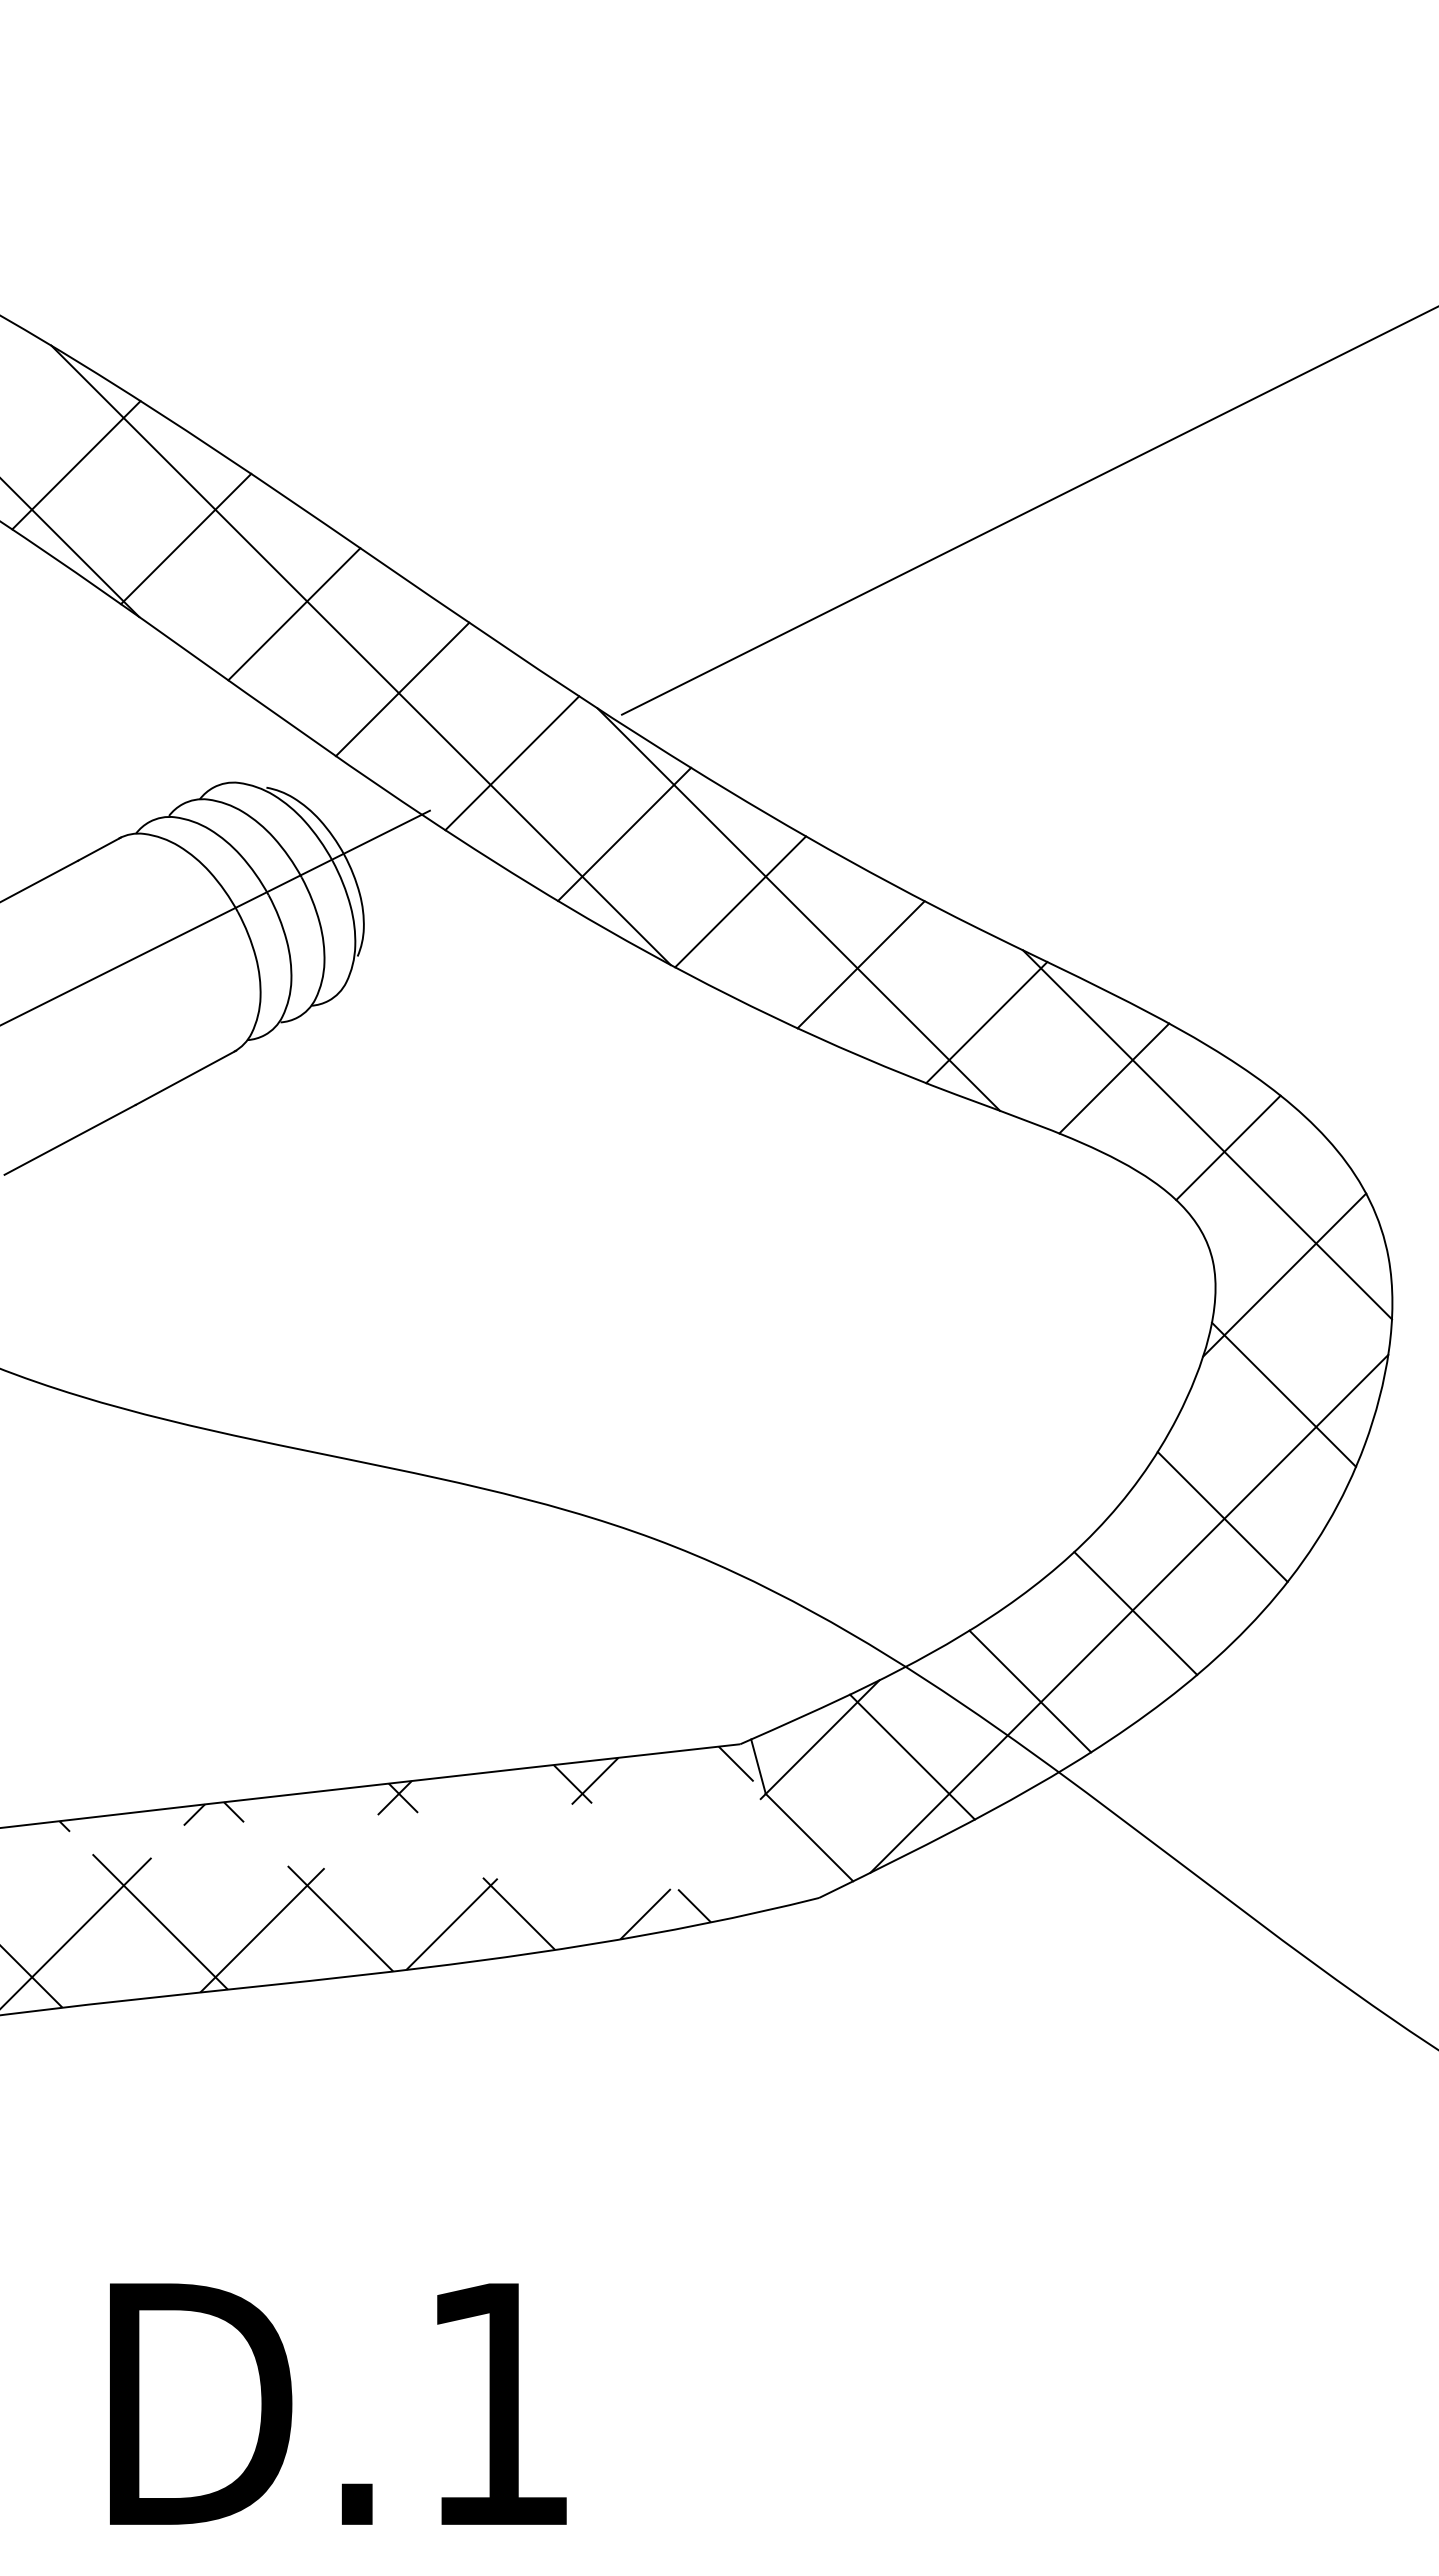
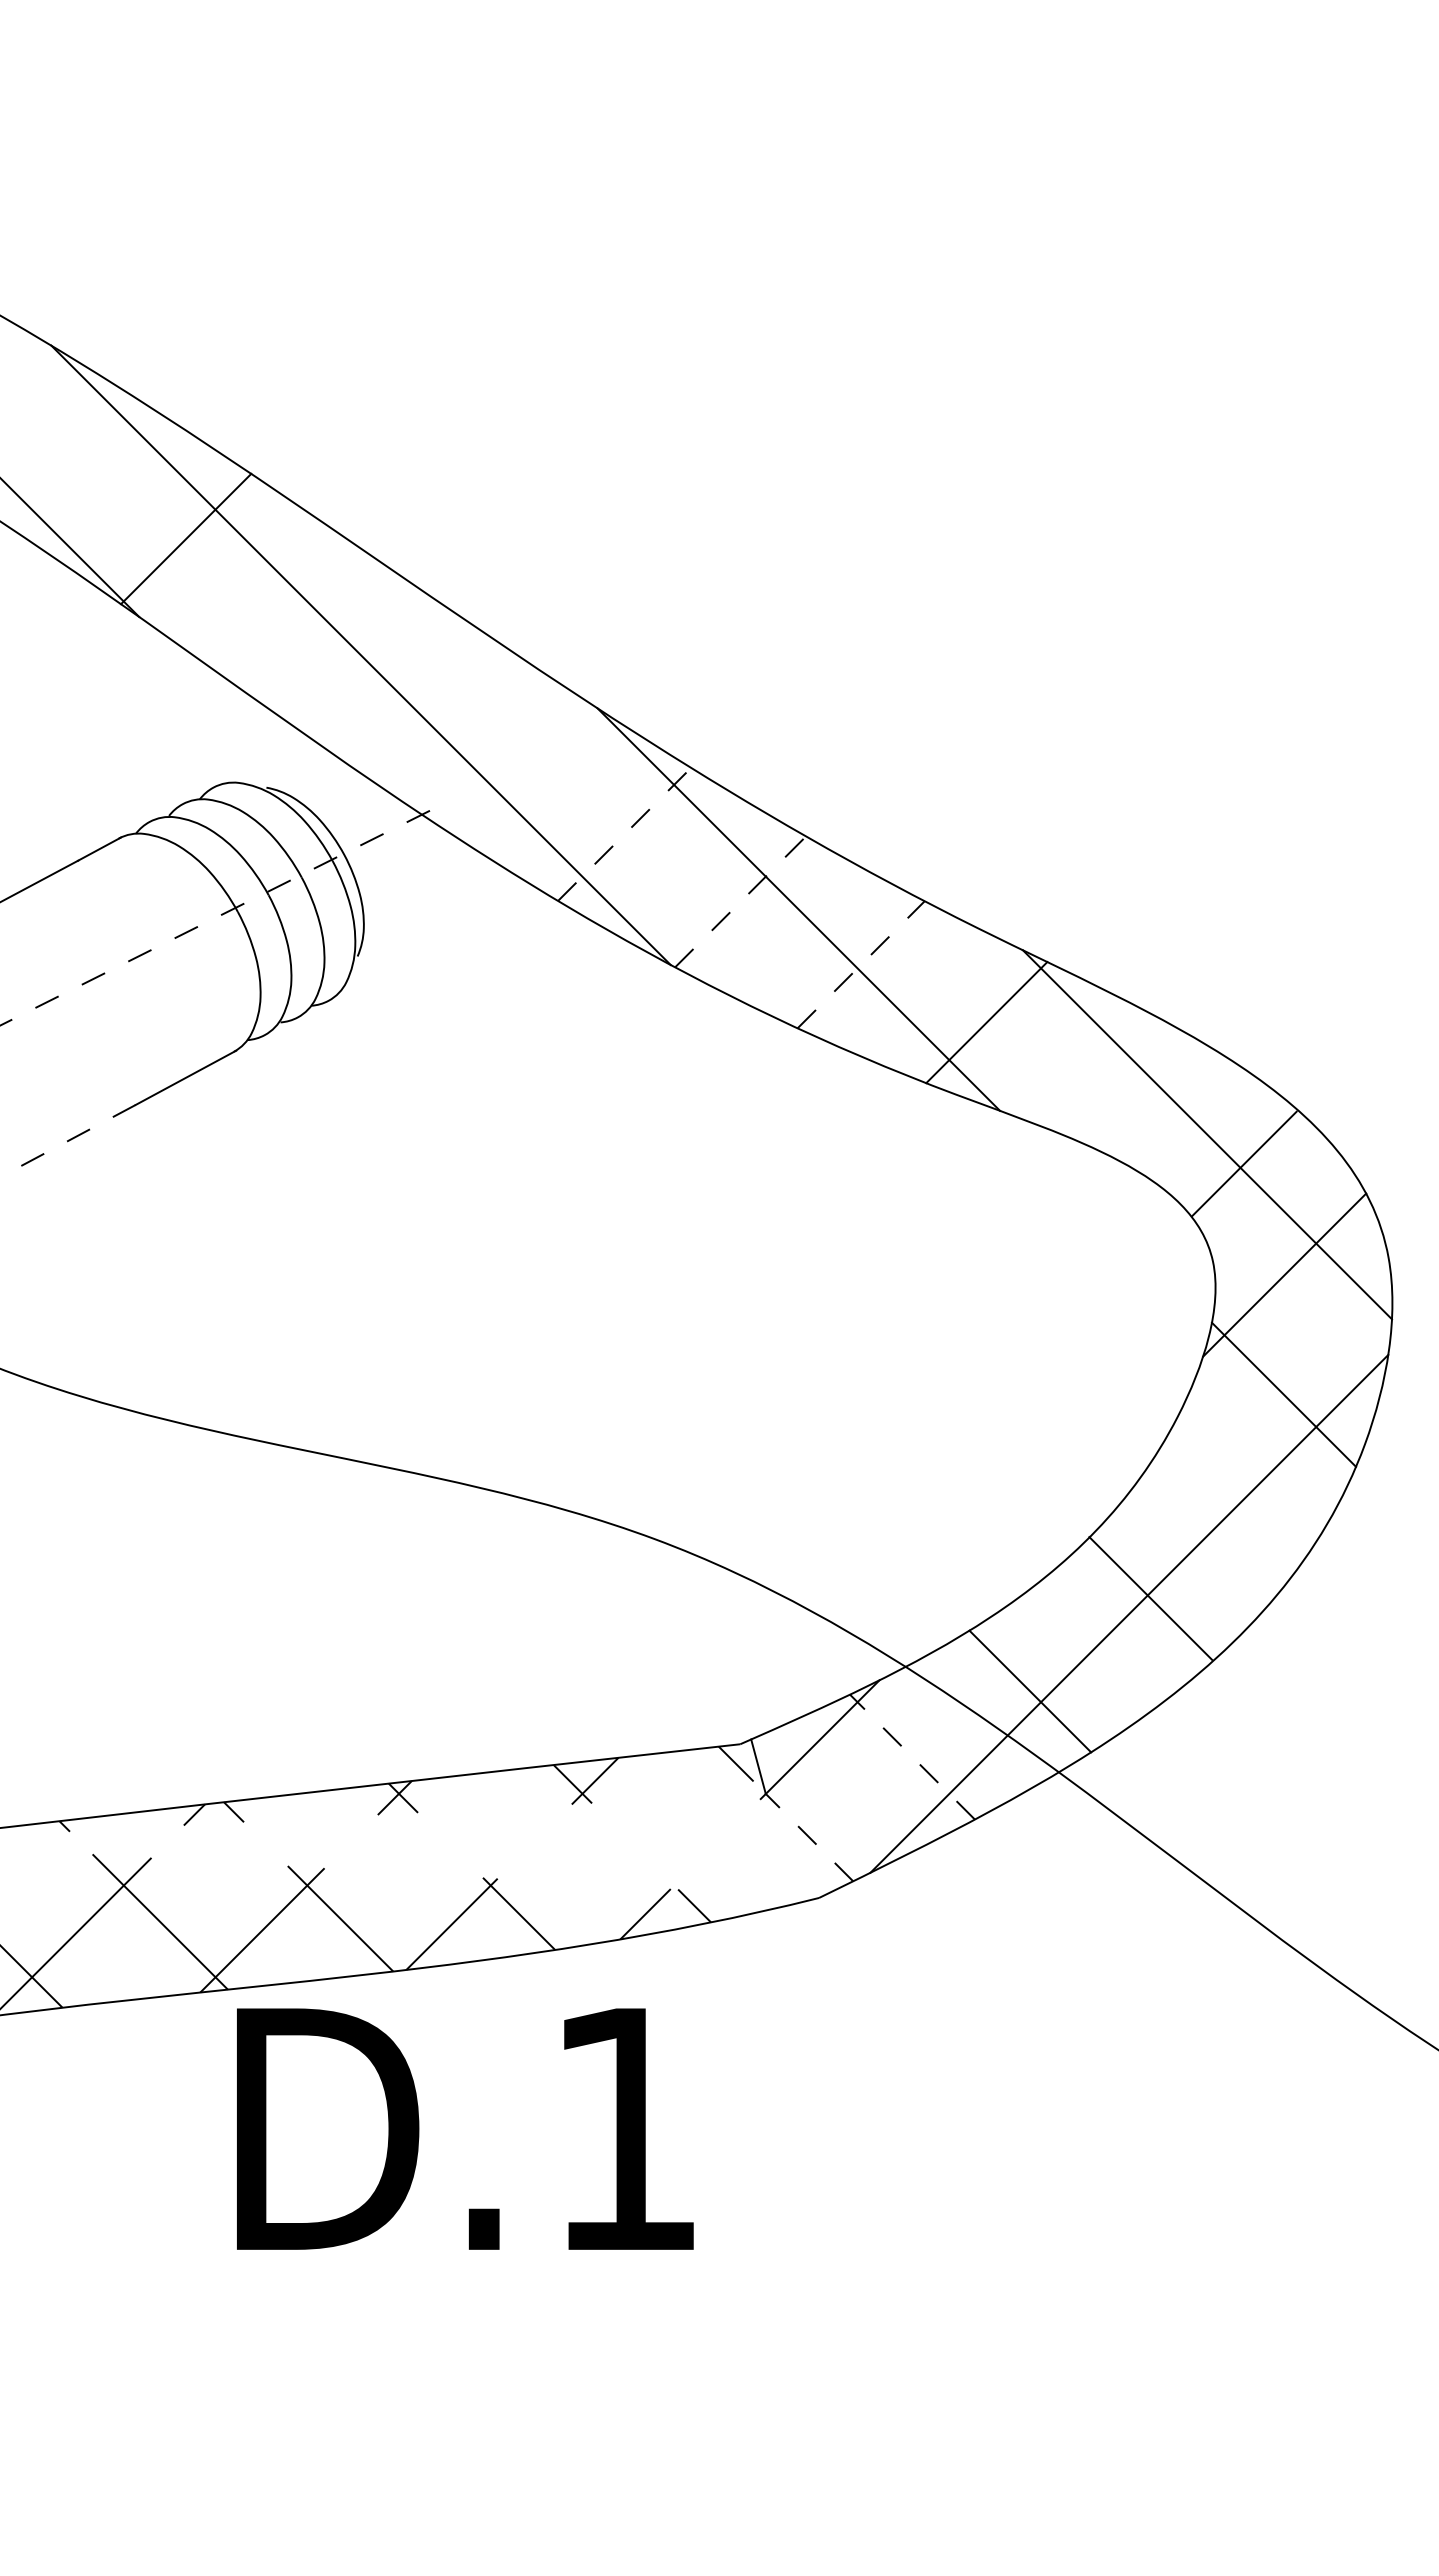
line: present -> none (76, 465)
line: present -> none (1028, 511)
line: present -> none (294, 614)
line: present -> none (402, 689)
line: present -> none (512, 763)
line: solid -> dashed (624, 834)
line: solid -> dashed (740, 901)
line: solid -> dashed (214, 918)
line: solid -> dashed (861, 964)
line: present -> none (1114, 1078)
line: solid -> dashed (69, 1140)
line position: (1228, 1147) -> (1244, 1163) (1244, 1163)
line: present -> none (1222, 1516)
line position: (1135, 1613) -> (1150, 1598) (1150, 1598)
line: solid -> dashed (912, 1756)
line: solid -> dashed (809, 1837)
text position: (338, 2403) -> (465, 2128) (465, 2128)
